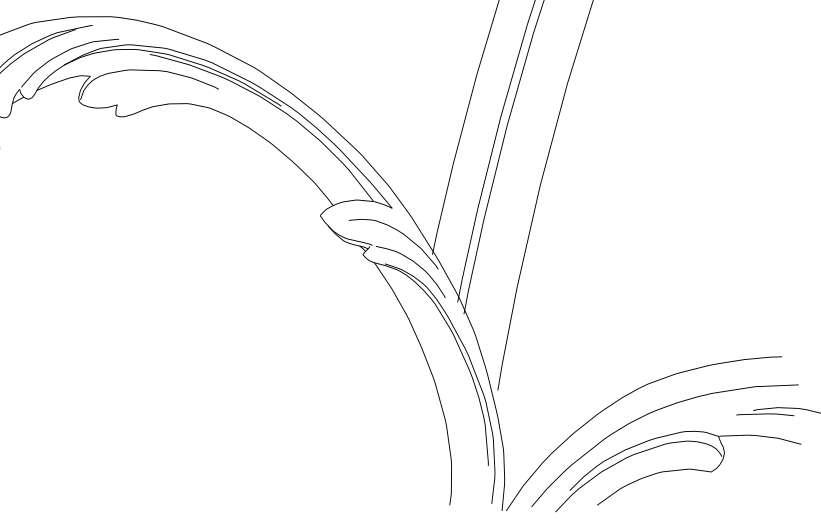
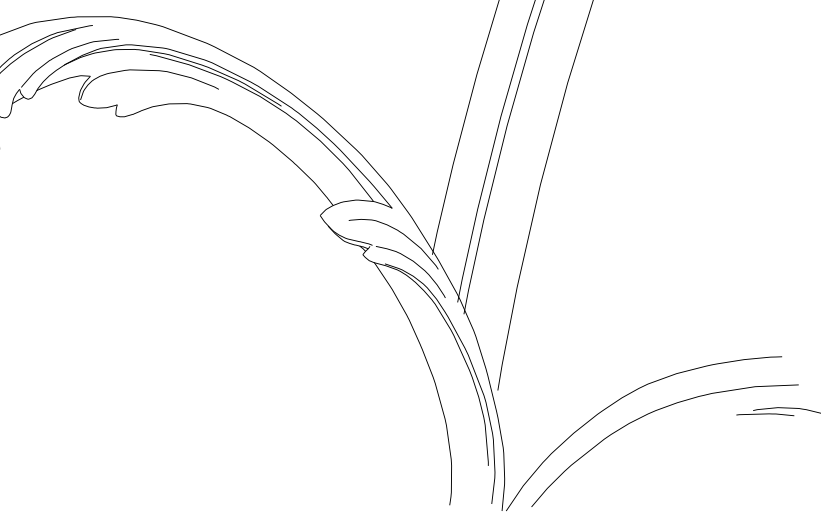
part: present -> none (678, 471)
